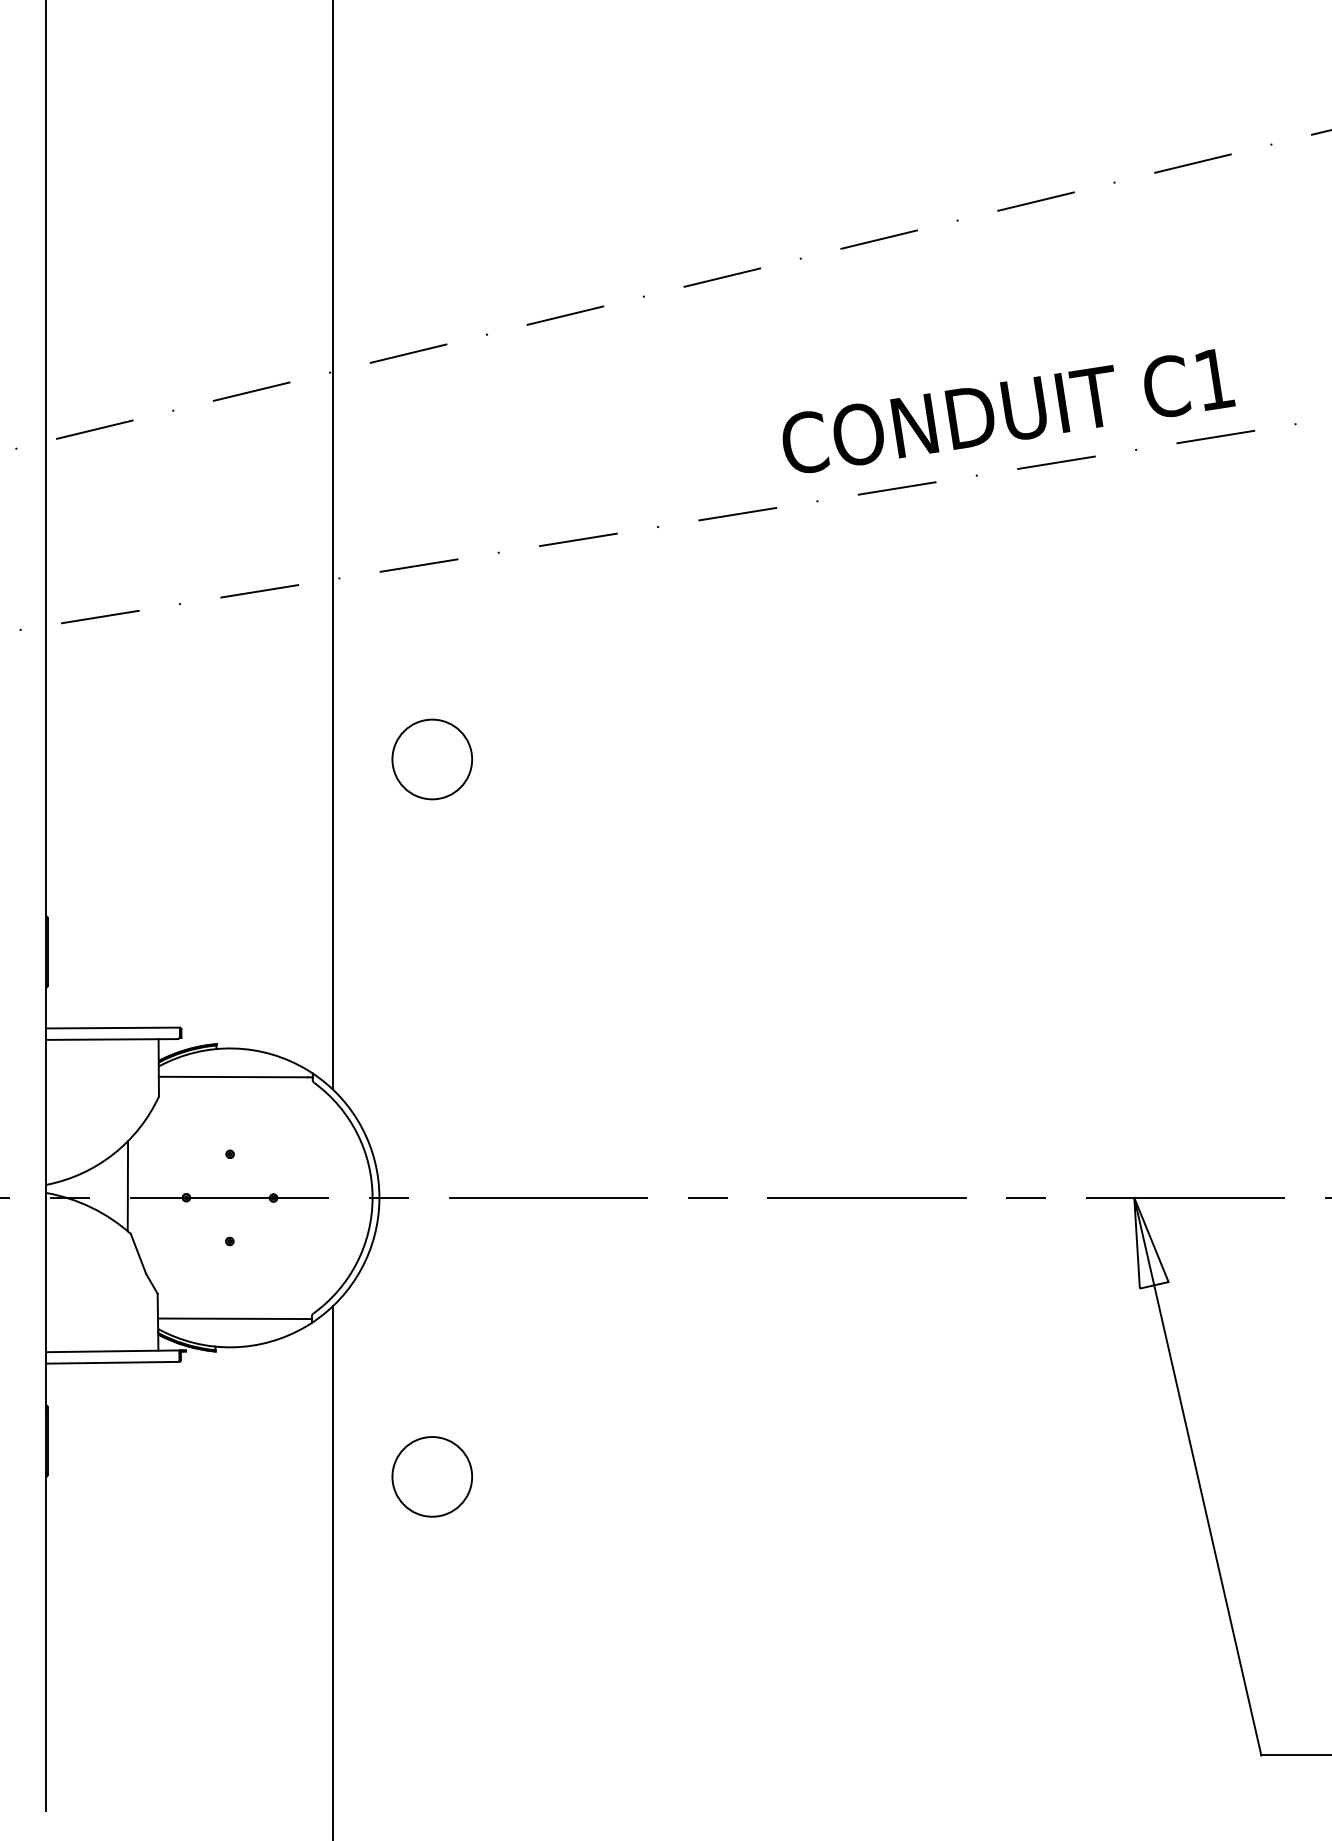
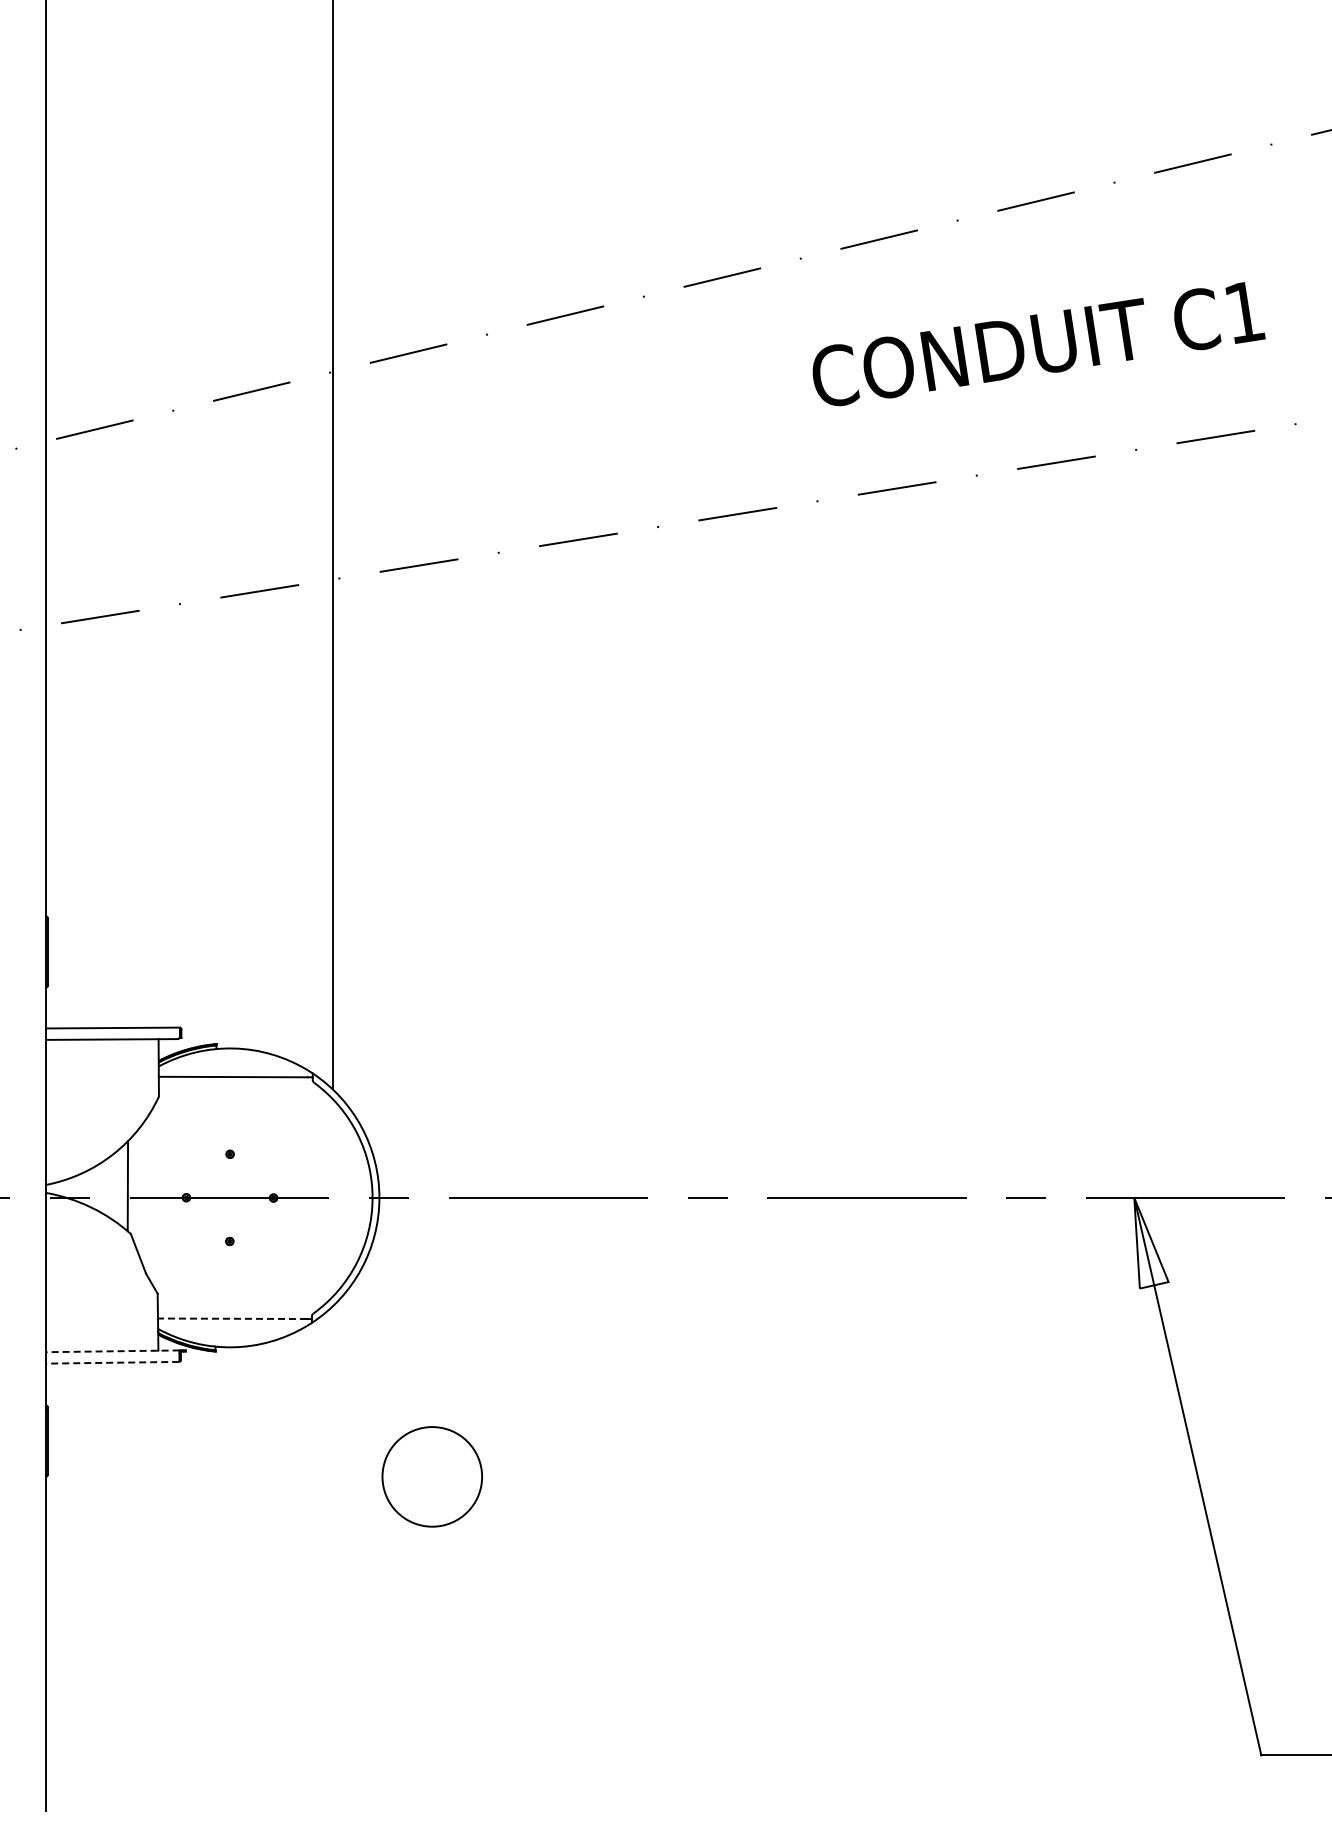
text position: (1008, 411) -> (1038, 344) (1038, 344)
circle: present -> none (432, 759)
line: solid -> dashed (231, 1318)
line: solid -> dashed (112, 1351)
line: solid -> dashed (112, 1362)
circle diameter: 80 px -> 100 px (432, 1476)
line: present -> none (332, 1571)
